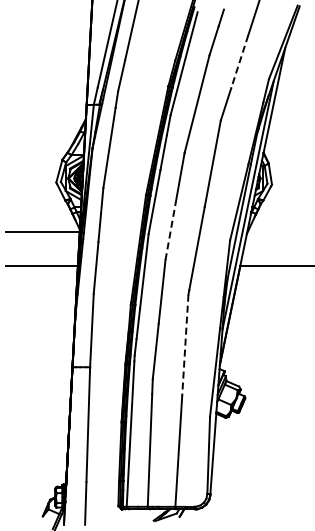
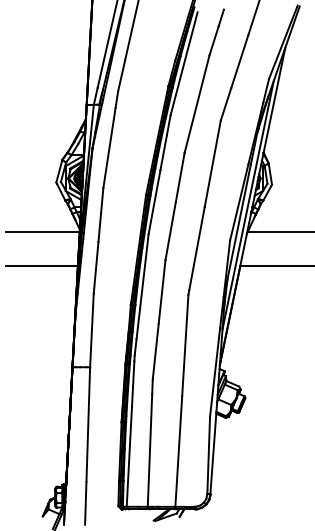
line: dashed -> solid (239, 61)
line: dashed -> solid (170, 231)
line: none -> present (279, 231)
line: dashed -> solid (185, 345)
